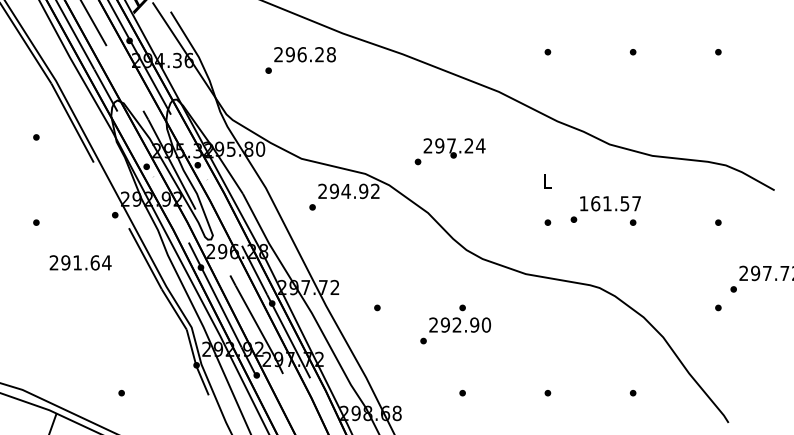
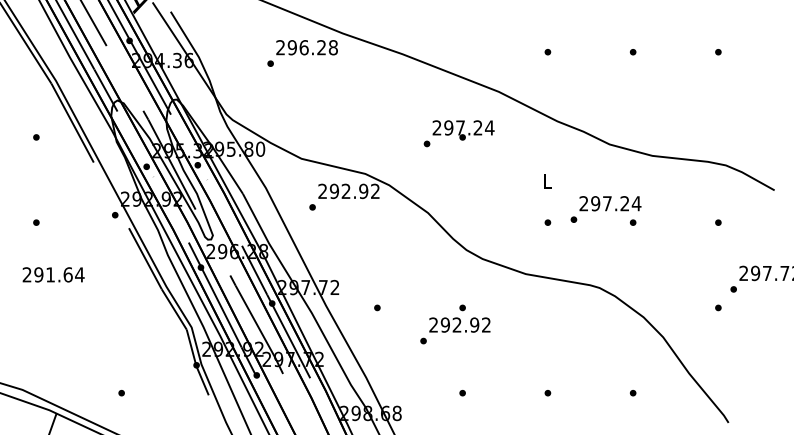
text position: (300, 60) -> (302, 53) (302, 53)
text position: (449, 151) -> (458, 133) (458, 133)
text: 294.92 -> 292.92 (345, 190)
text: 161.57 -> 297.24 (610, 203)
text position: (80, 262) -> (53, 274) (53, 274)
text: 292.90 -> 292.92 (486, 324)
